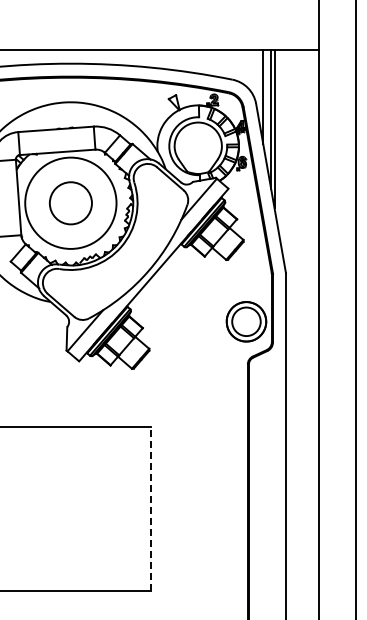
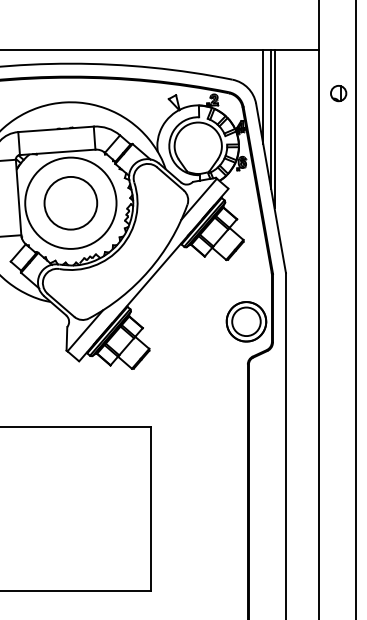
part: none -> present (338, 93)
circle size: 44x45 px -> 56x55 px (70, 203)
line: dashed -> solid (150, 508)
